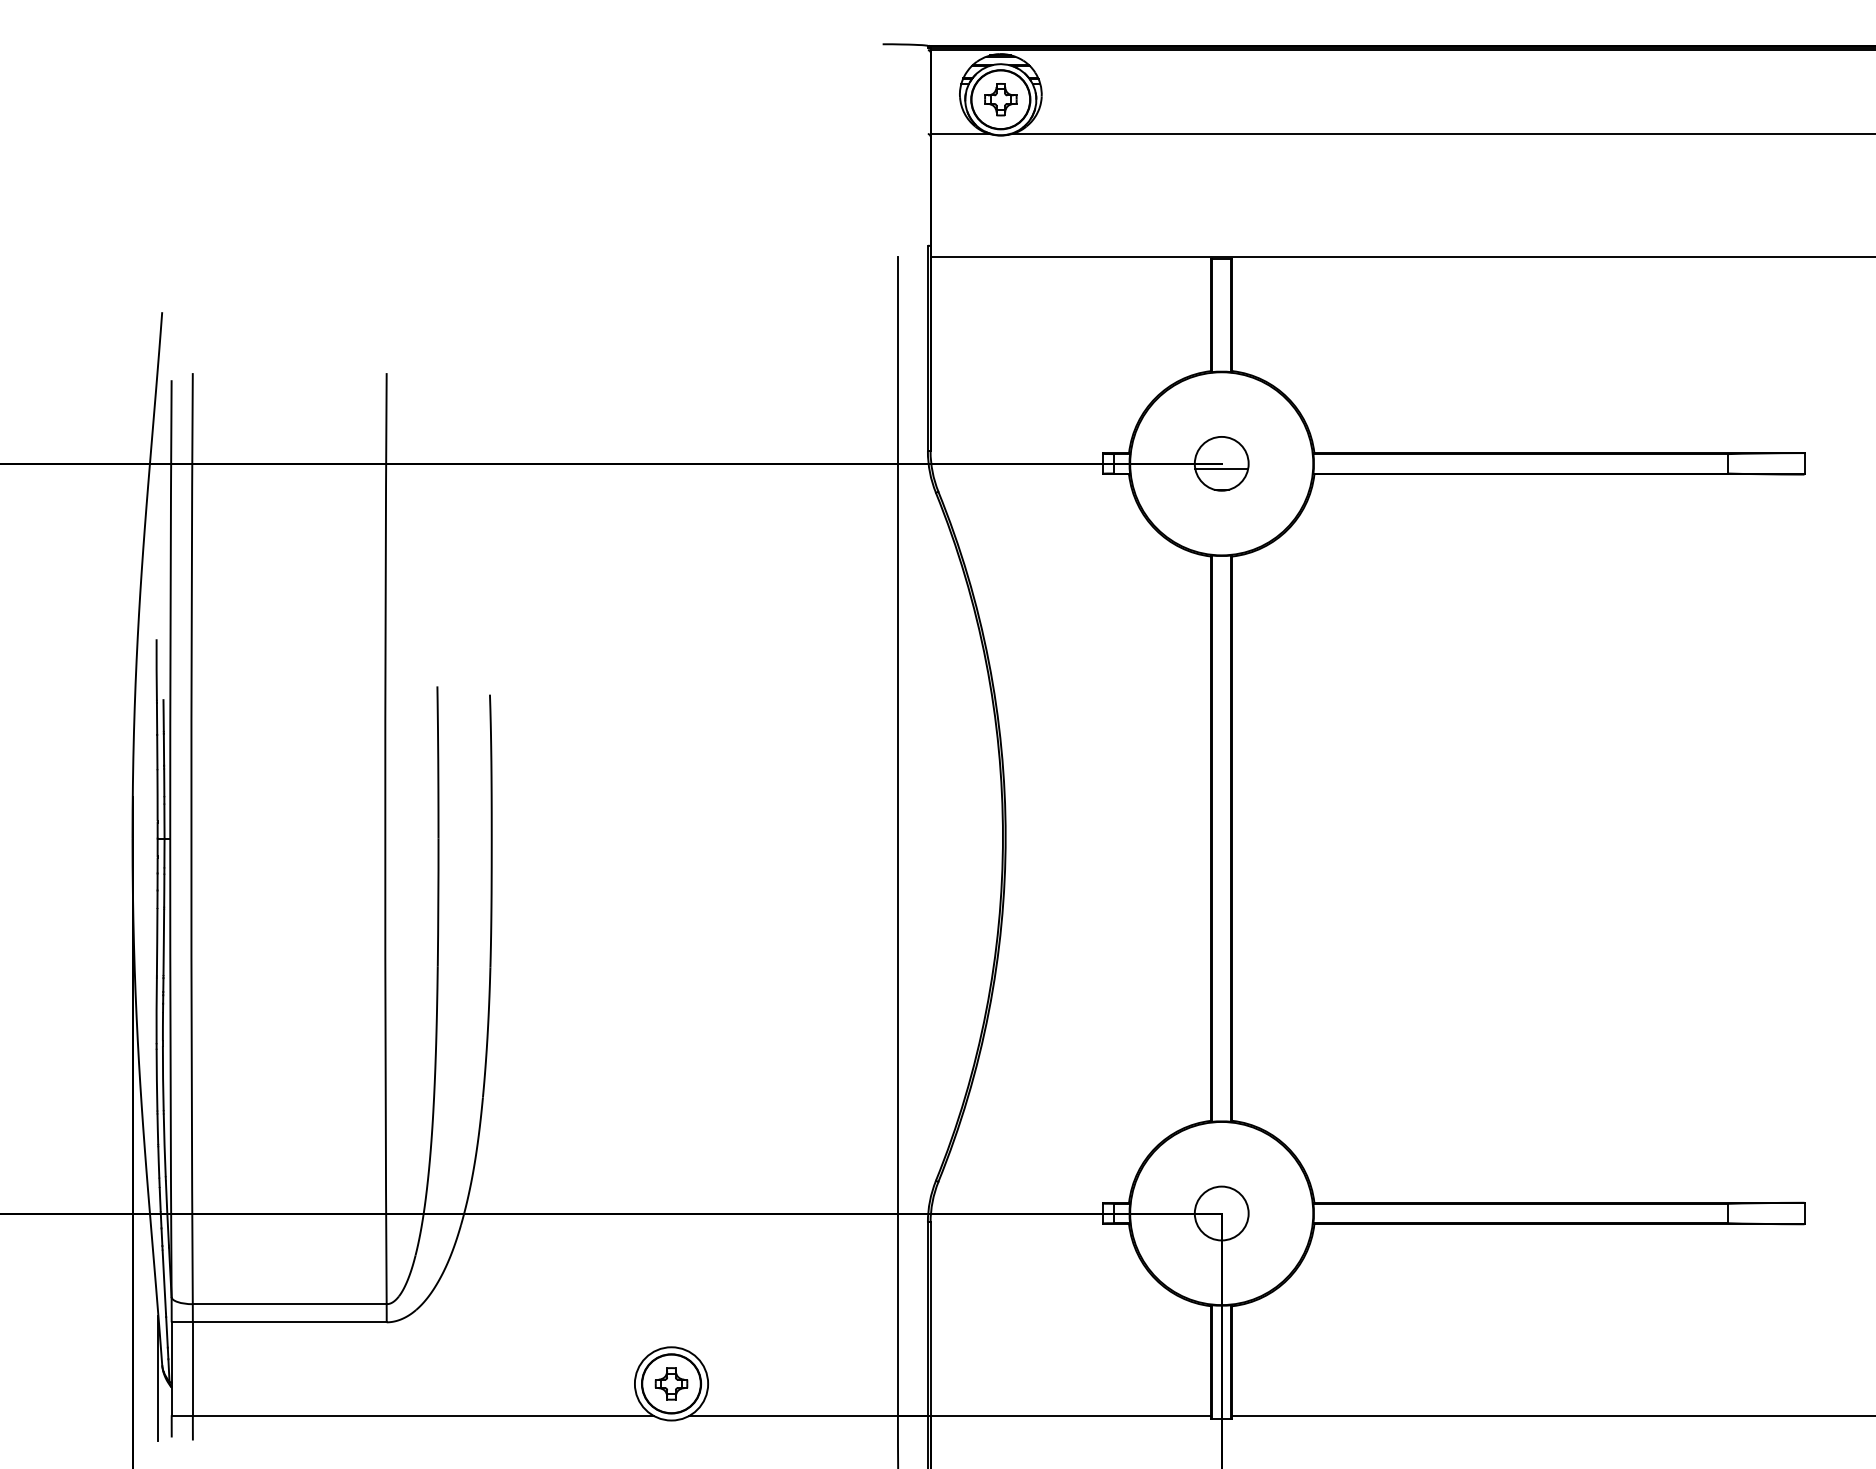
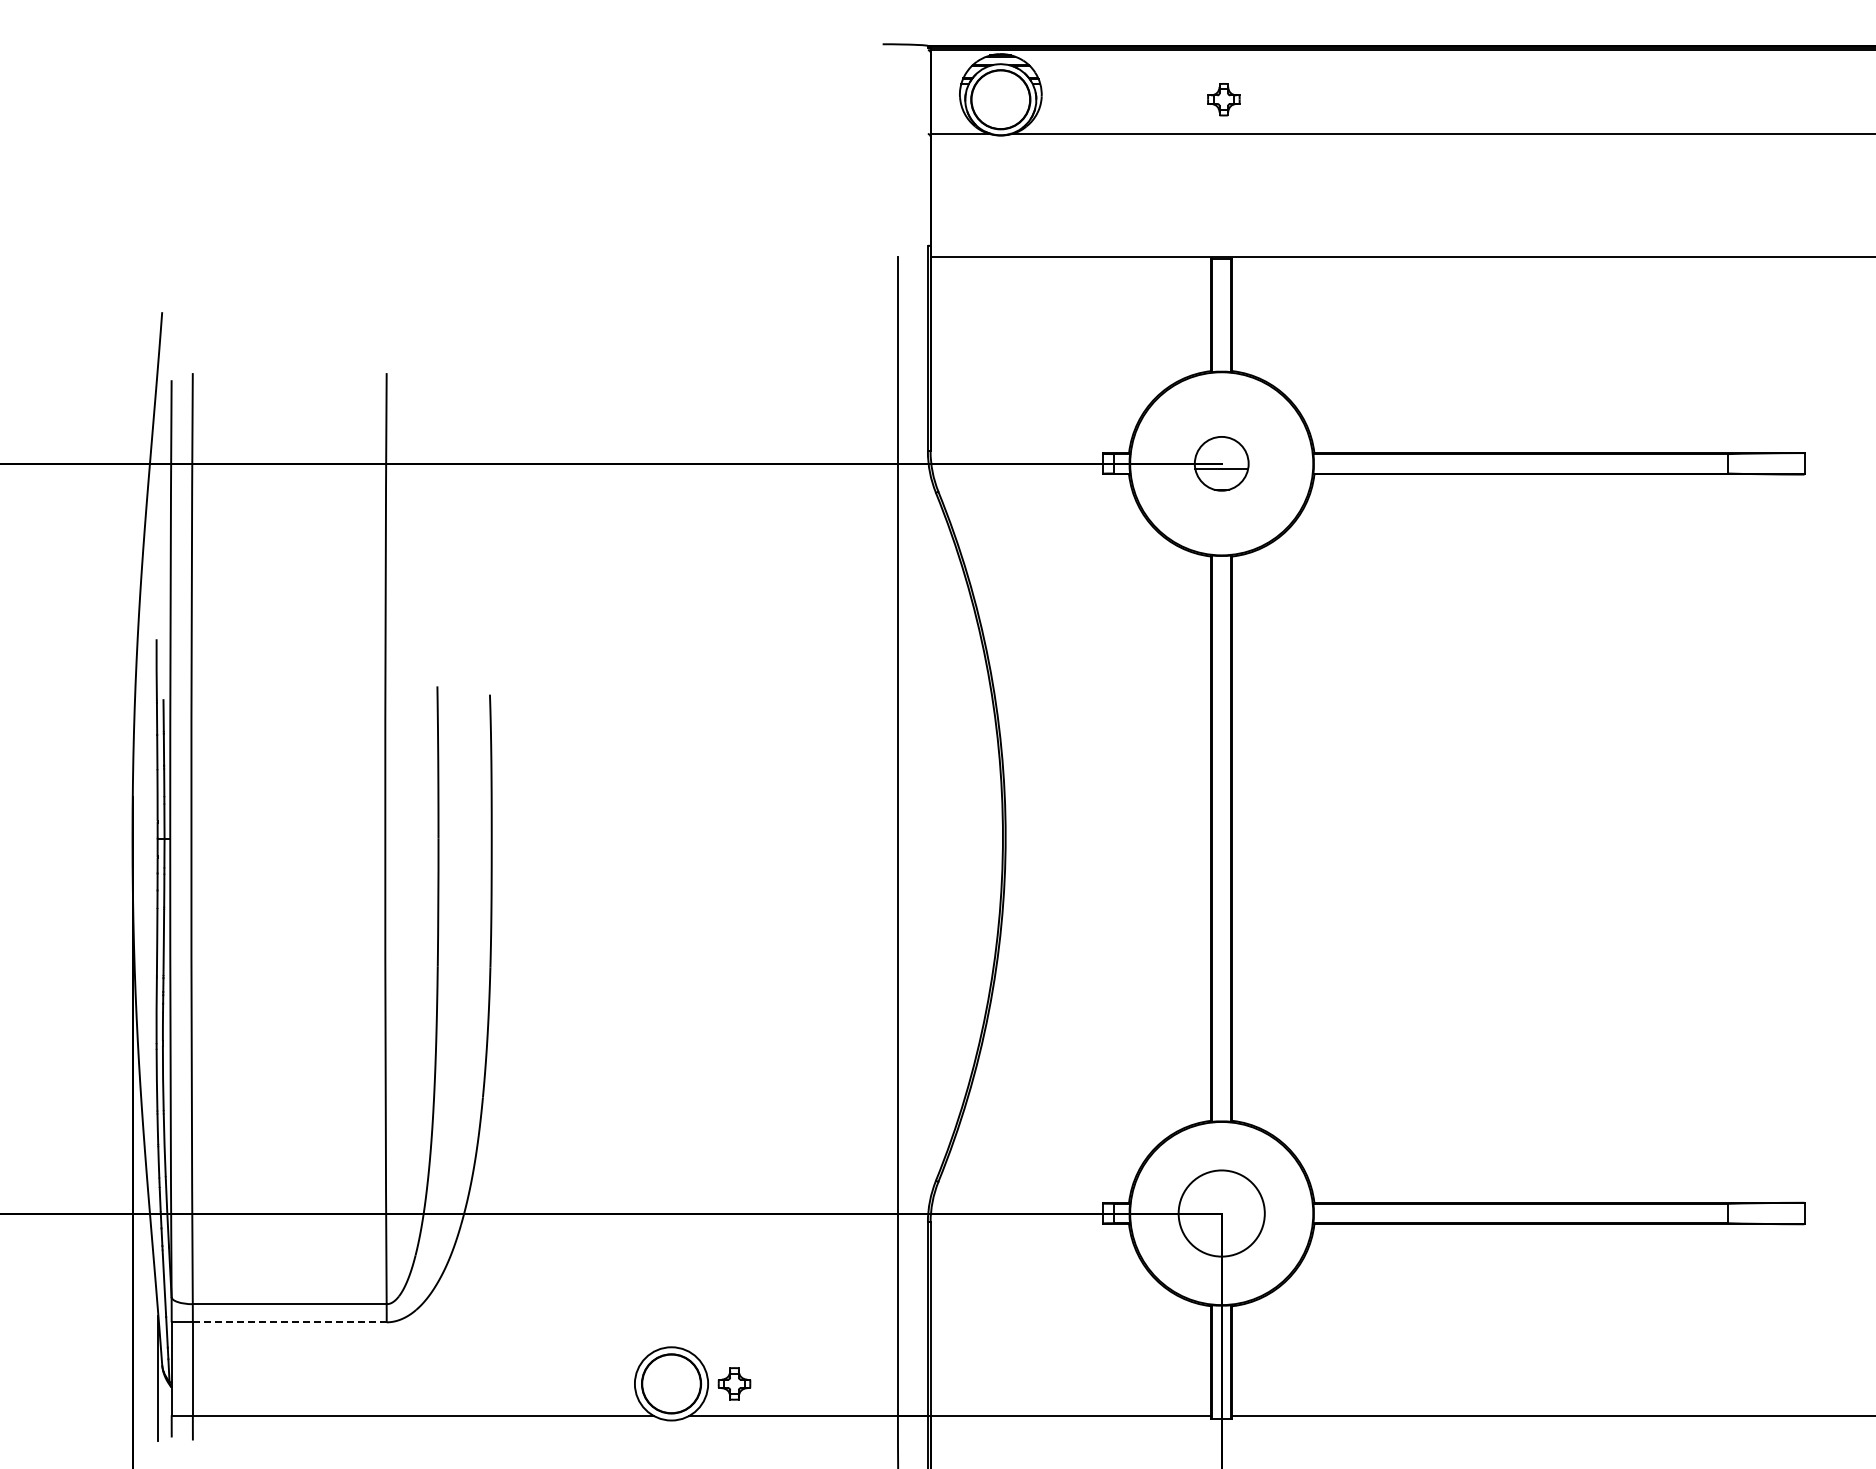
part position: (1000, 99) -> (1223, 99) (1223, 99)
circle diameter: 54 px -> 86 px (1221, 1213)
line: solid -> dashed (289, 1322)
part position: (671, 1383) -> (734, 1383) (734, 1383)
